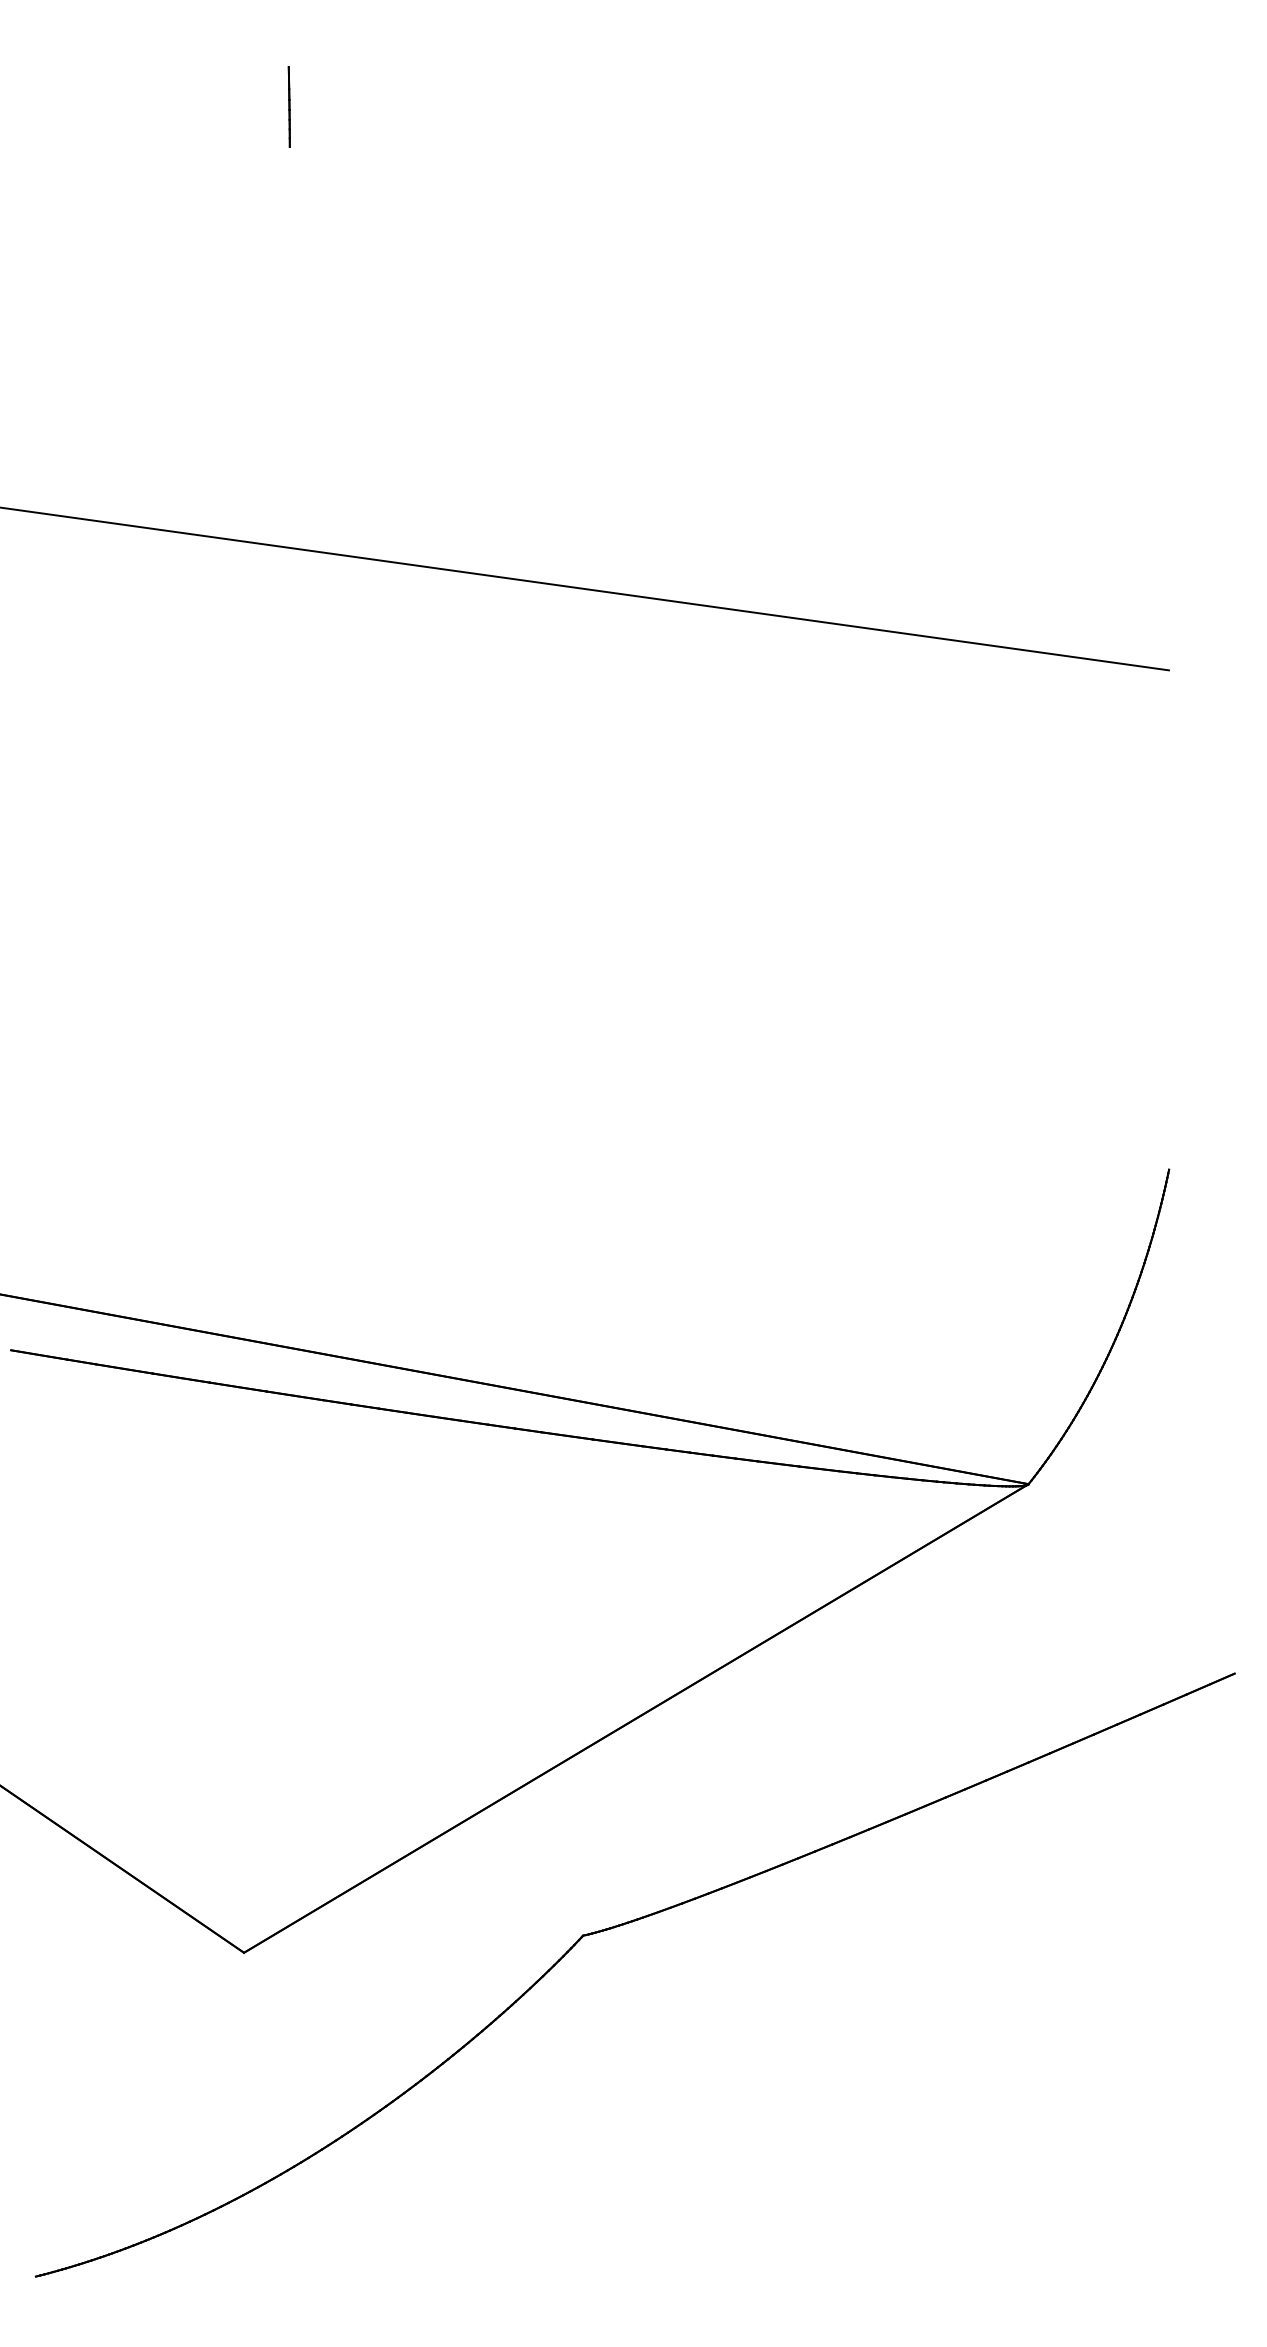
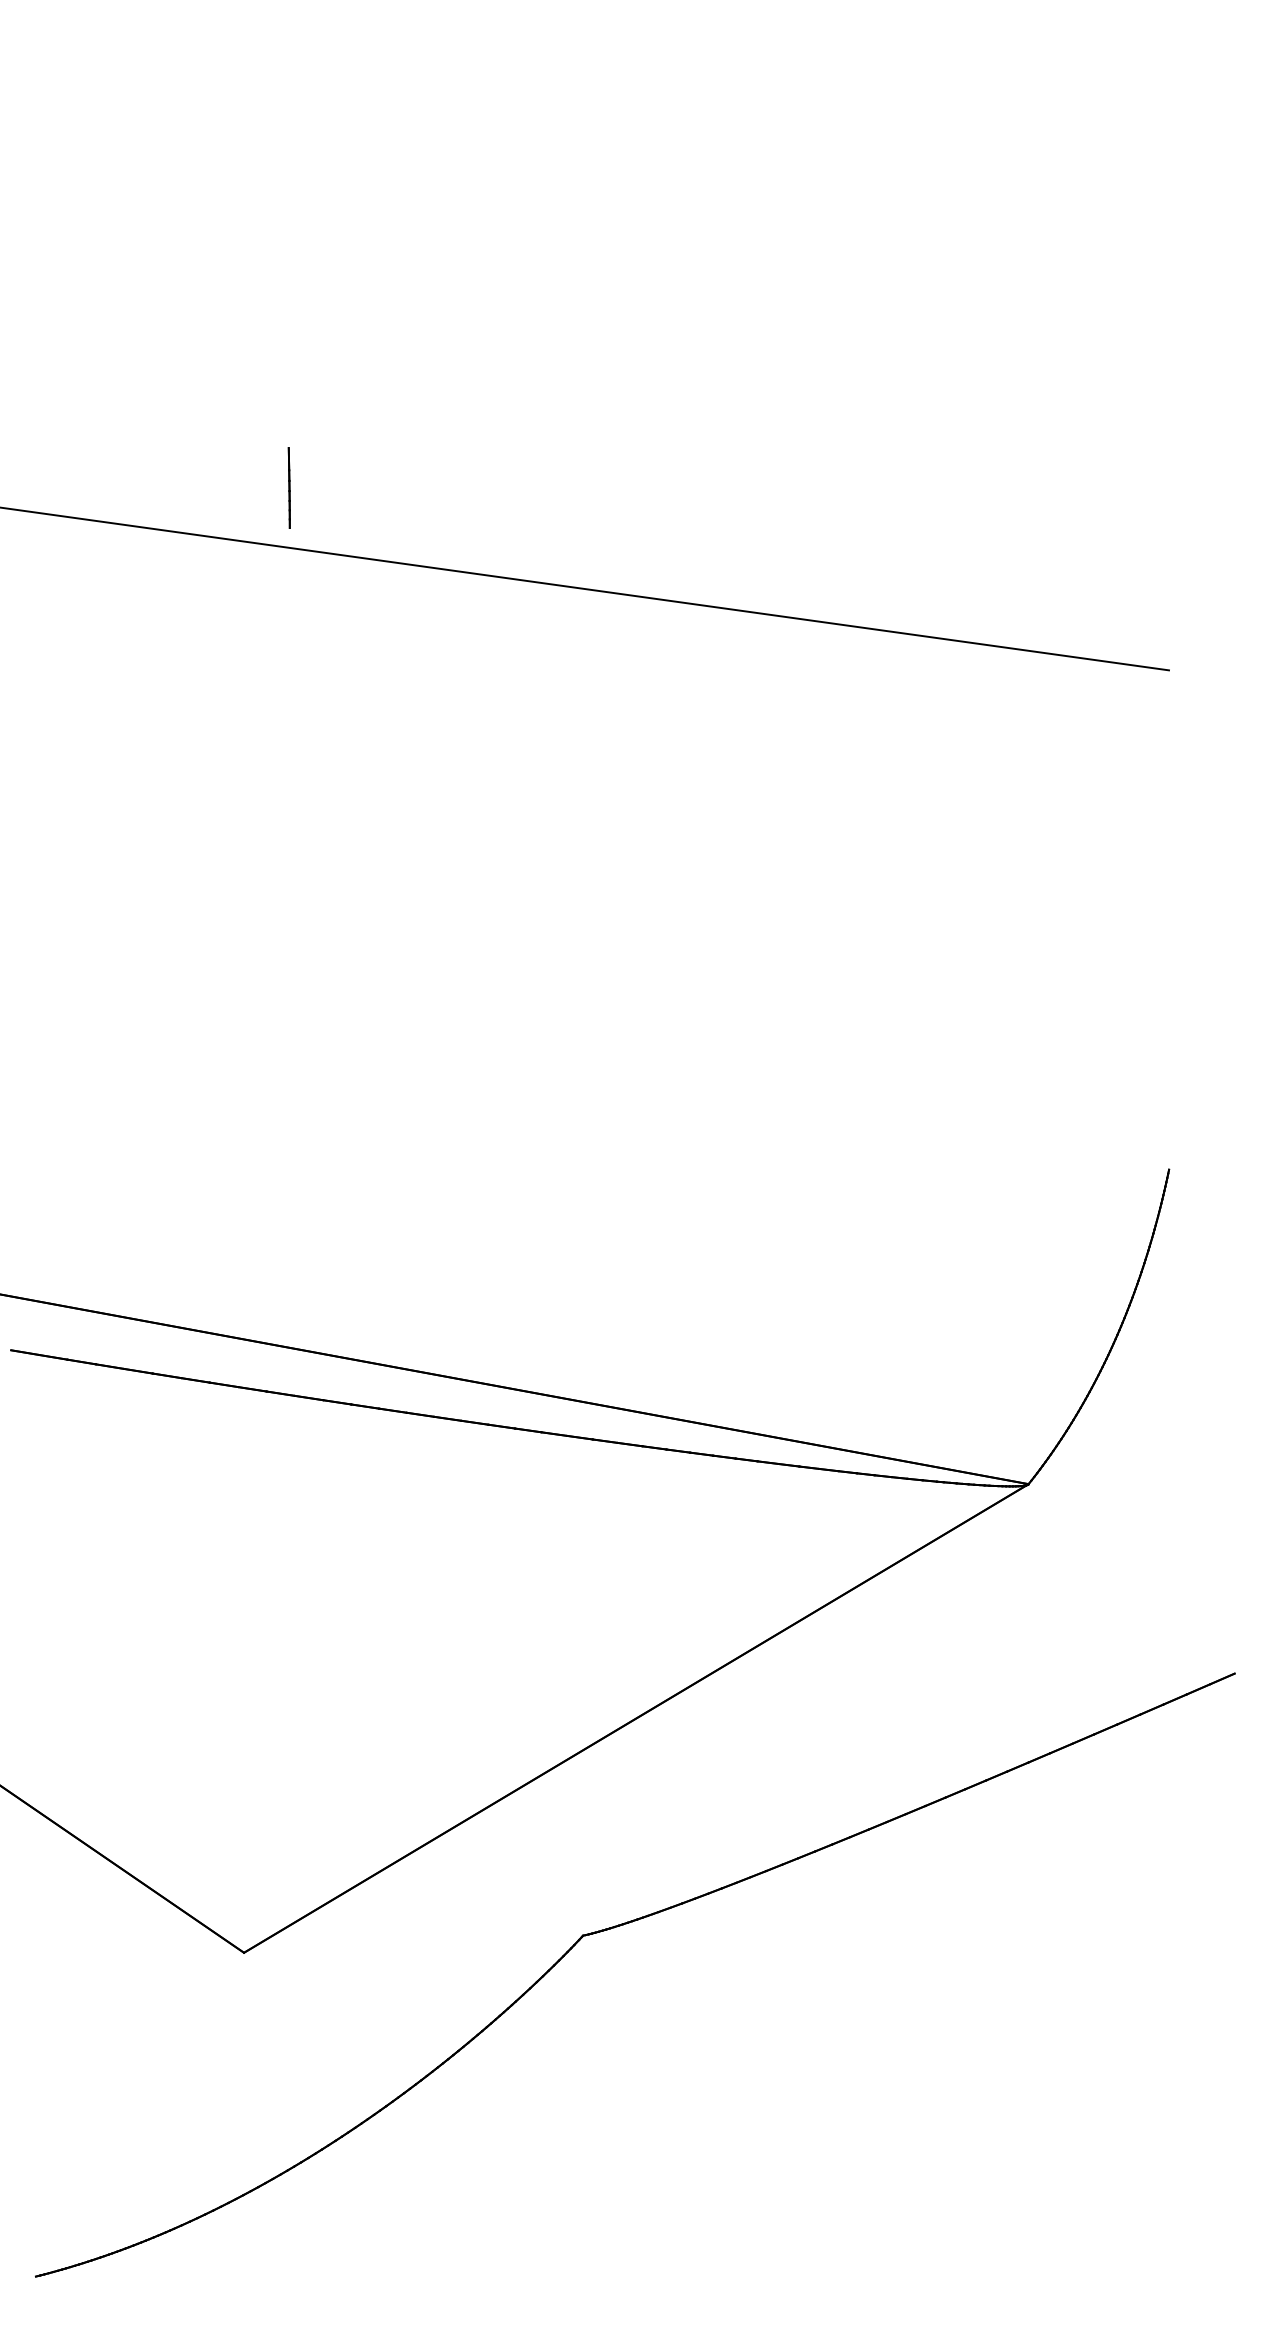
line position: (288, 106) -> (288, 487) (288, 487)
